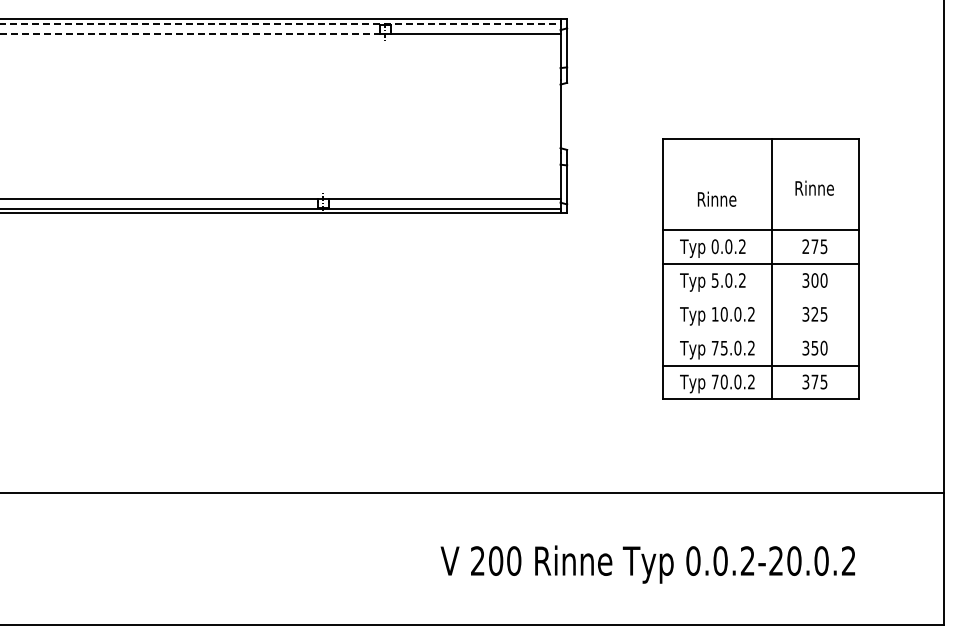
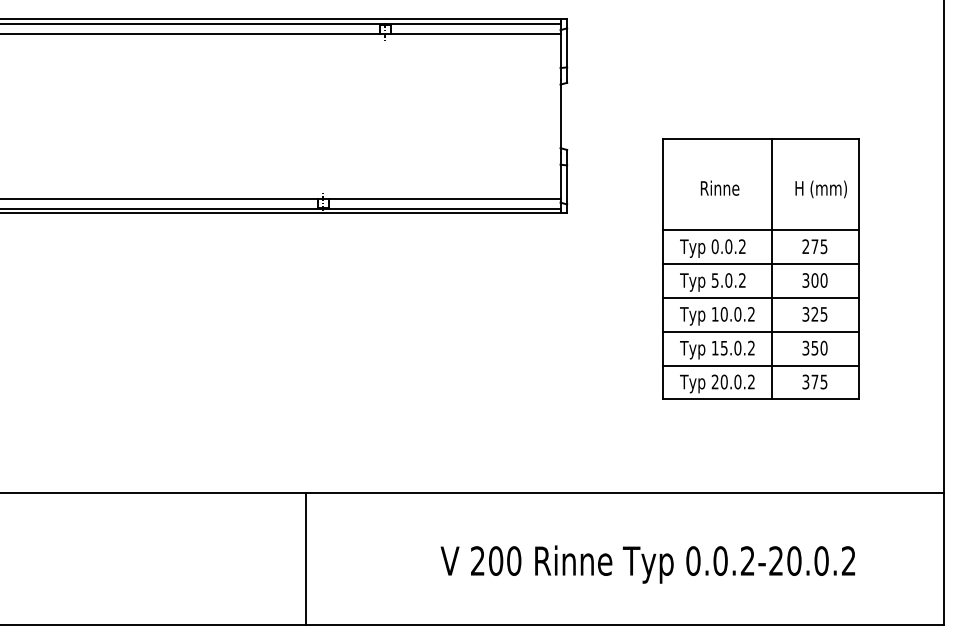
line: dashed -> solid (280, 24)
line: dashed -> solid (190, 33)
text: Rinne -> H (mm) (821, 189)
text position: (716, 198) -> (719, 187) (719, 187)
line: none -> present (760, 297)
line: none -> present (760, 331)
text: 75.0.2 -> 15.0.2 (714, 348)
text: 70.0.2 -> 20.0.2 (714, 381)
line: none -> present (305, 558)
